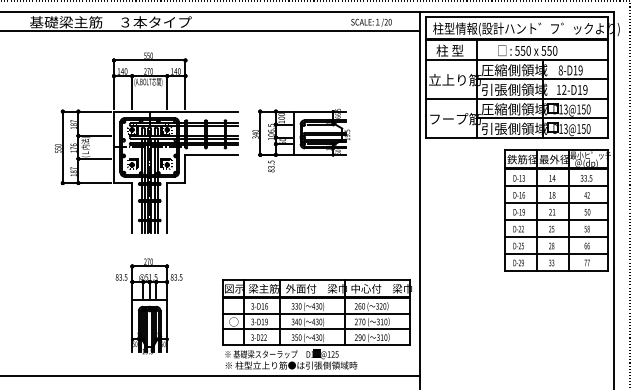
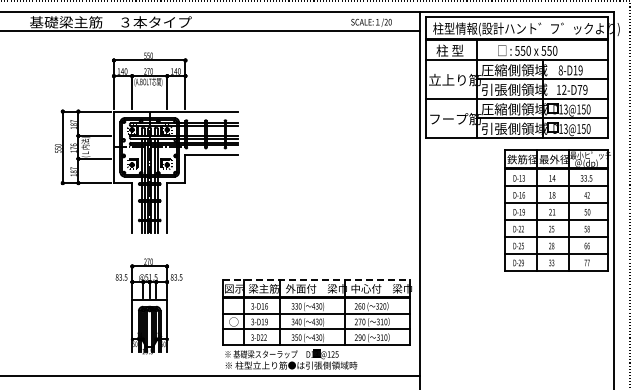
text: 12-D19 -> 12-D79 (579, 89)
part: present -> none (301, 140)
line: solid -> dashed (316, 279)
